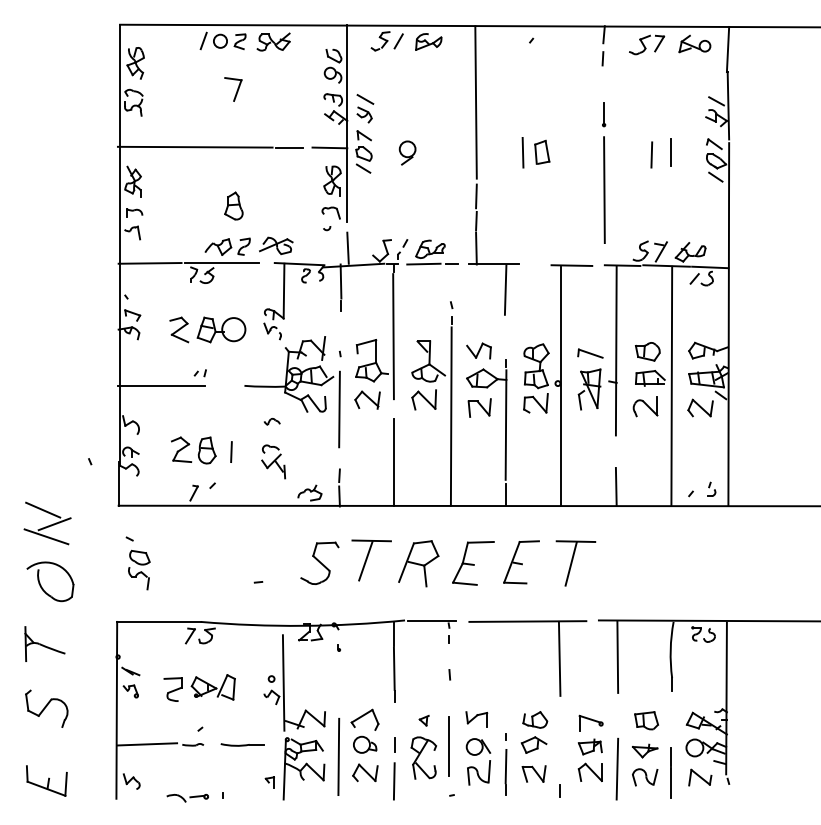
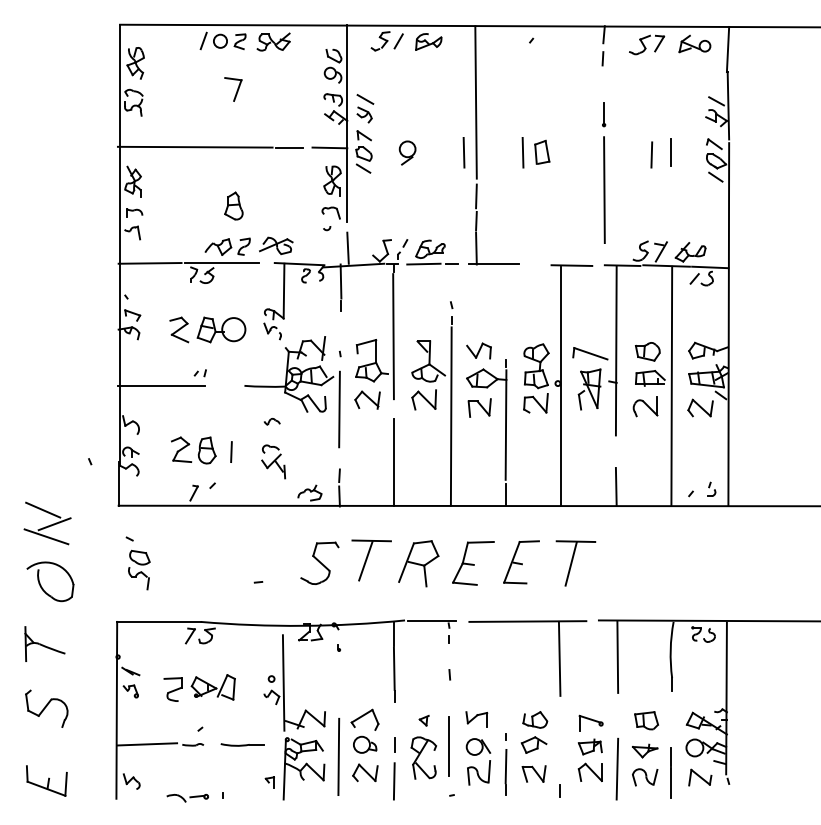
line: none -> present (463, 152)
line: present -> none (505, 289)
part size: 27x11 px -> 37x14 px (590, 353)
